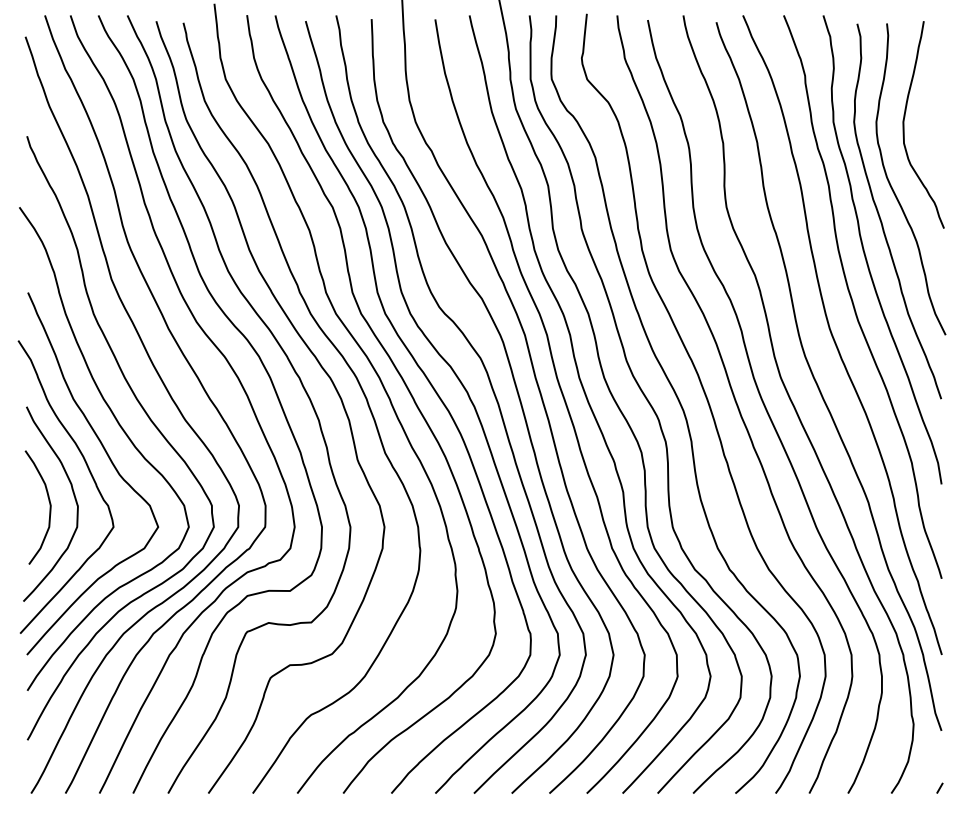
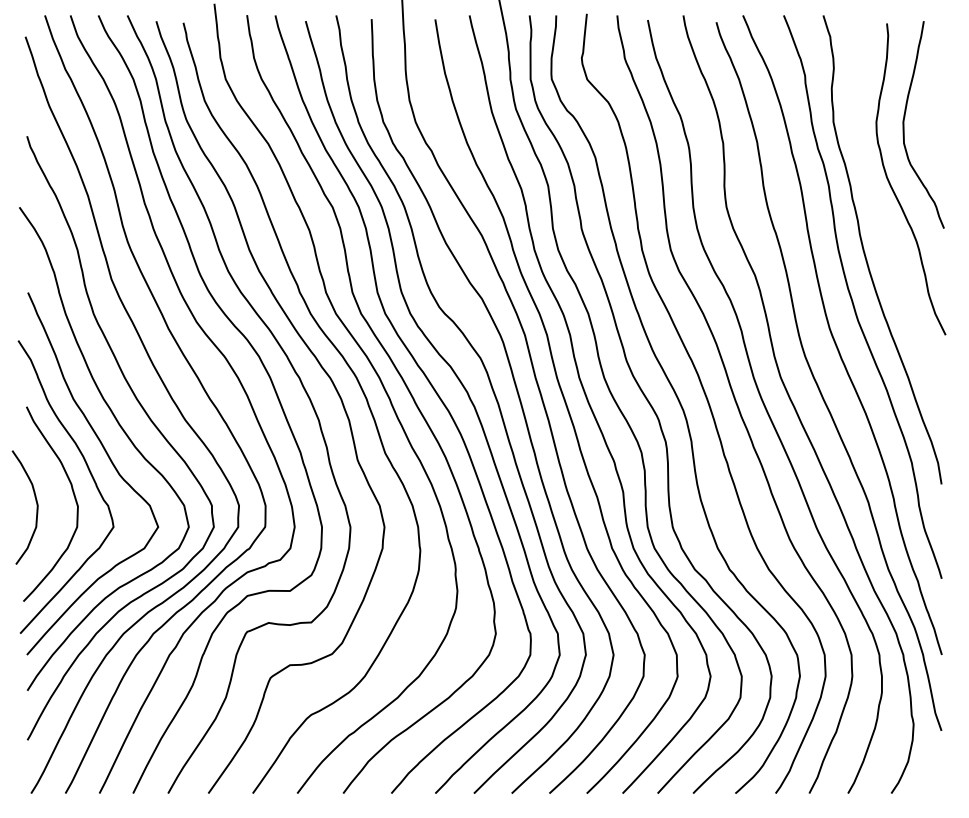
curve: present -> none (880, 216)
curve position: (49, 507) -> (36, 507) (36, 507)
line: present -> none (939, 787)
